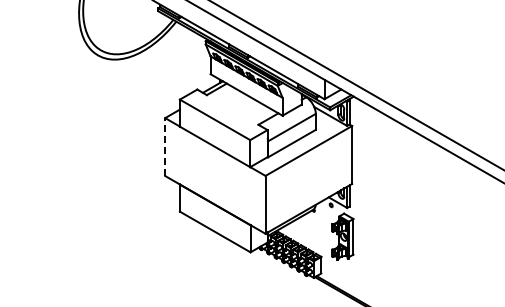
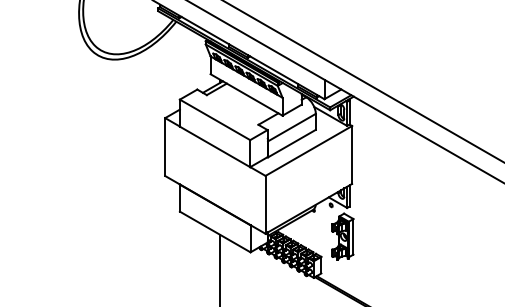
line position: (356, 85) -> (363, 81) (363, 81)
line: dashed -> solid (165, 147)
line: none -> present (220, 268)
